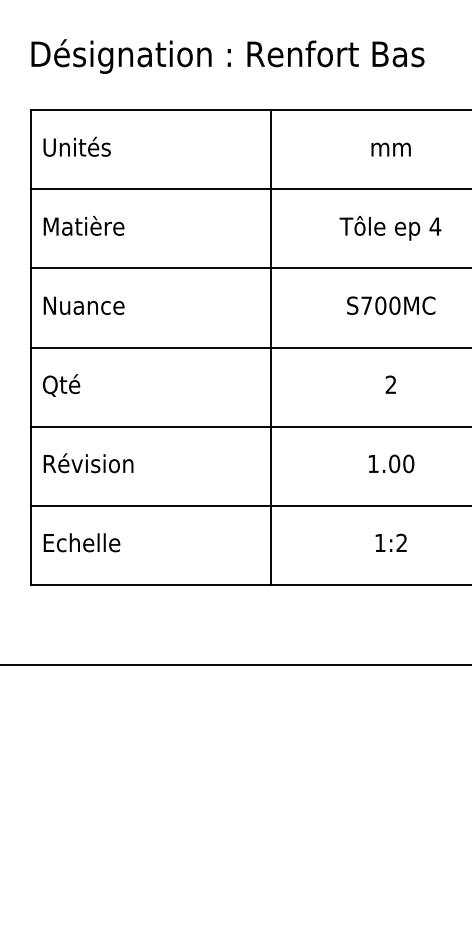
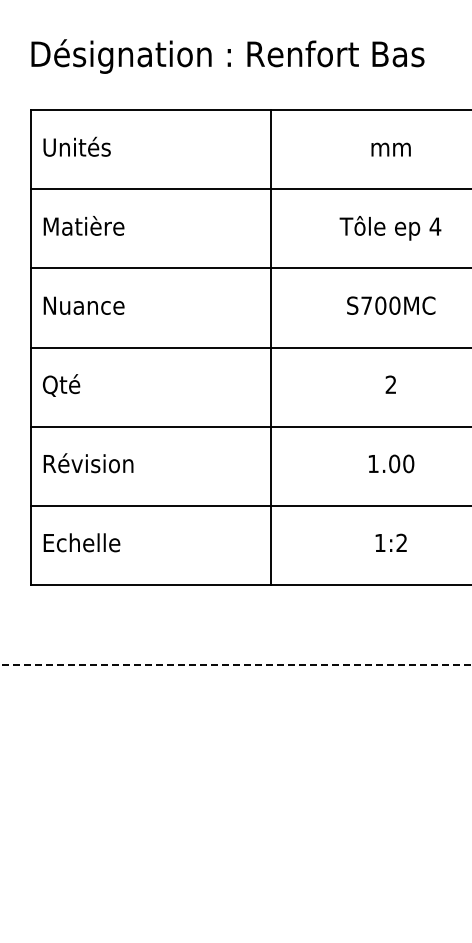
line: solid -> dashed (236, 664)
